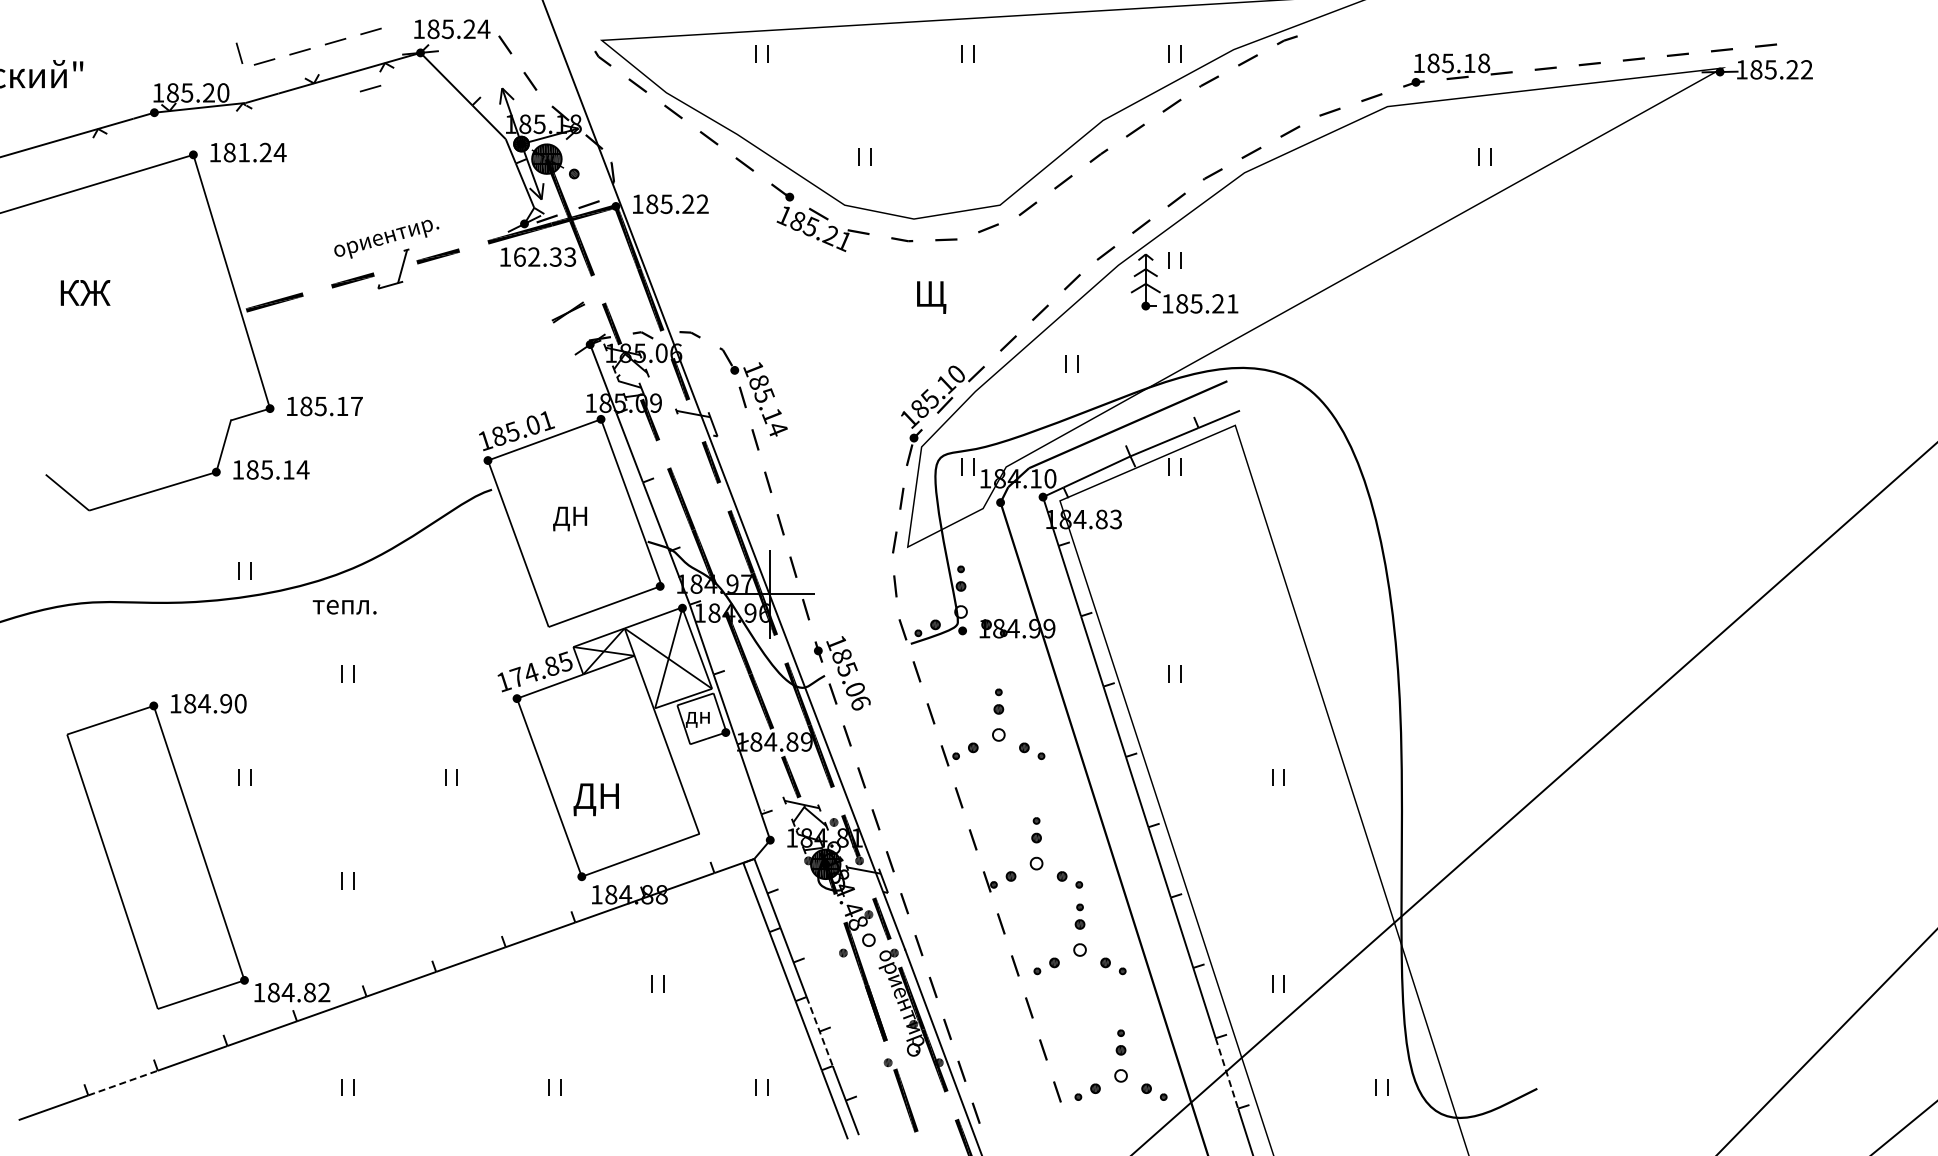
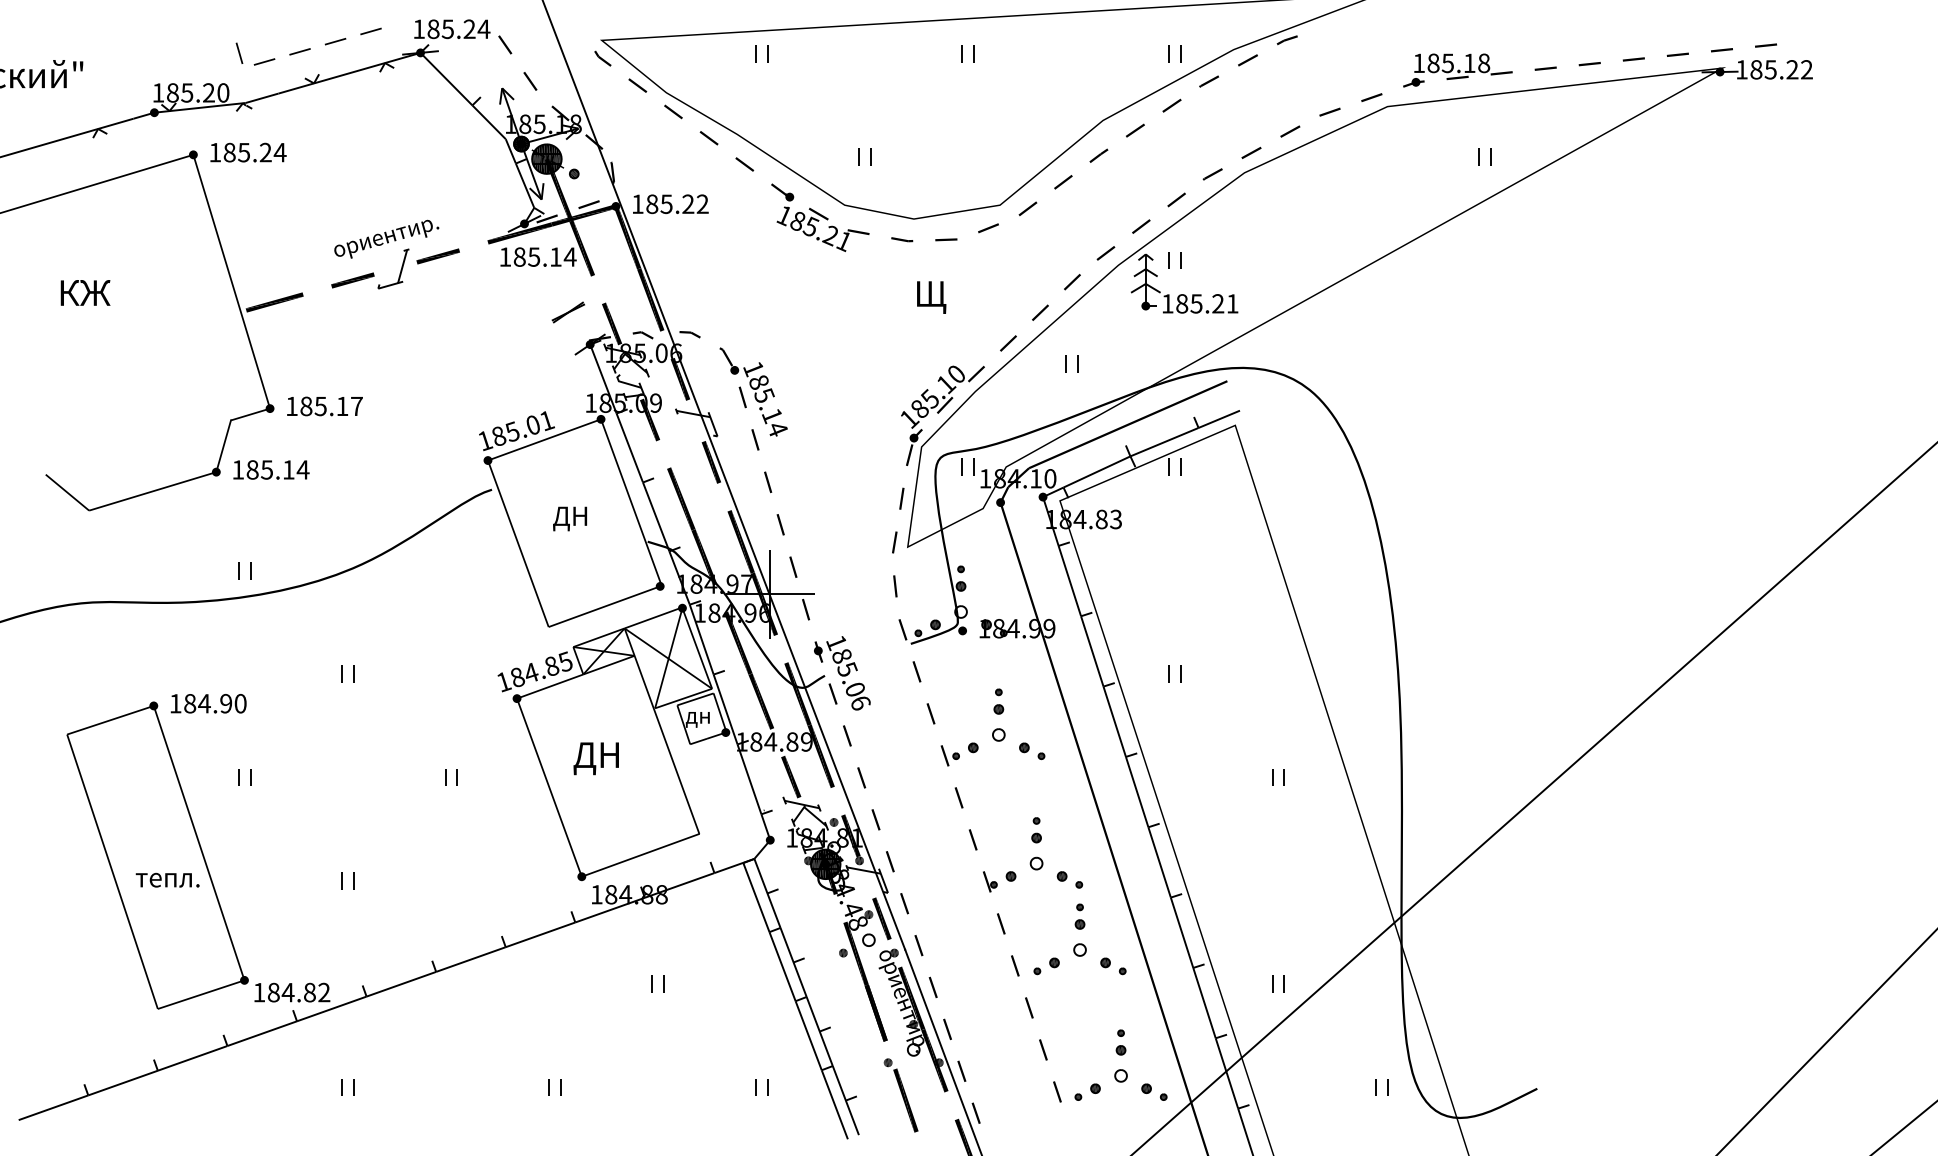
line: present -> none (370, 88)
text: 181.24 -> 185.24 (243, 152)
text: 162.33 -> 185.14 (544, 256)
text position: (344, 606) -> (167, 879) (167, 879)
text: 174.85 -> 184.85 (517, 676)
text position: (595, 799) -> (595, 758) (595, 758)
line: dashed -> solid (819, 1031)
line: dashed -> solid (1226, 1073)
line: dashed -> solid (123, 1083)
